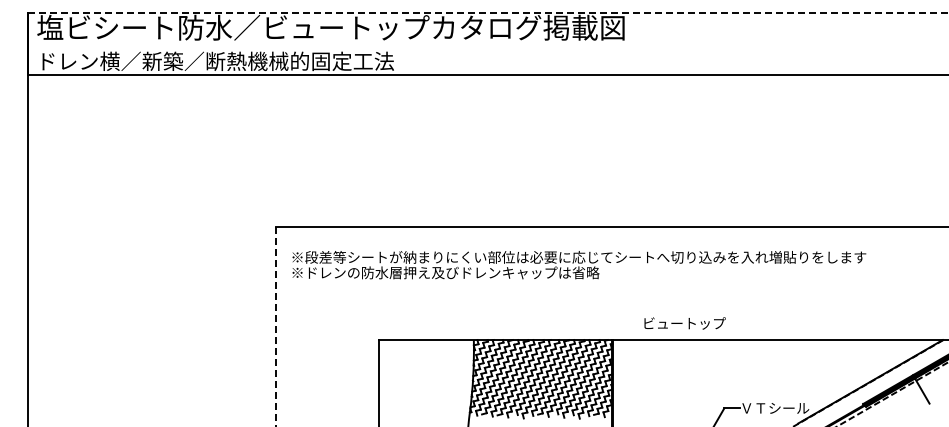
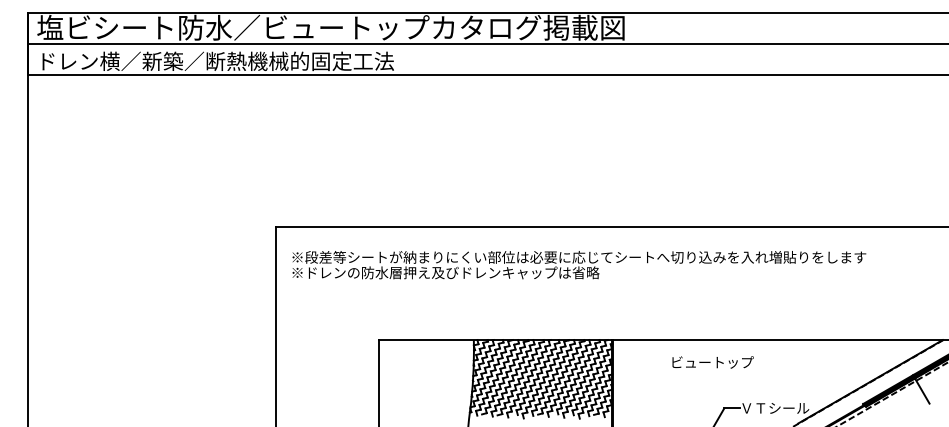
line: dashed -> solid (488, 12)
line: none -> present (486, 43)
text position: (684, 323) -> (712, 362) (712, 362)
line: dashed -> solid (275, 326)
